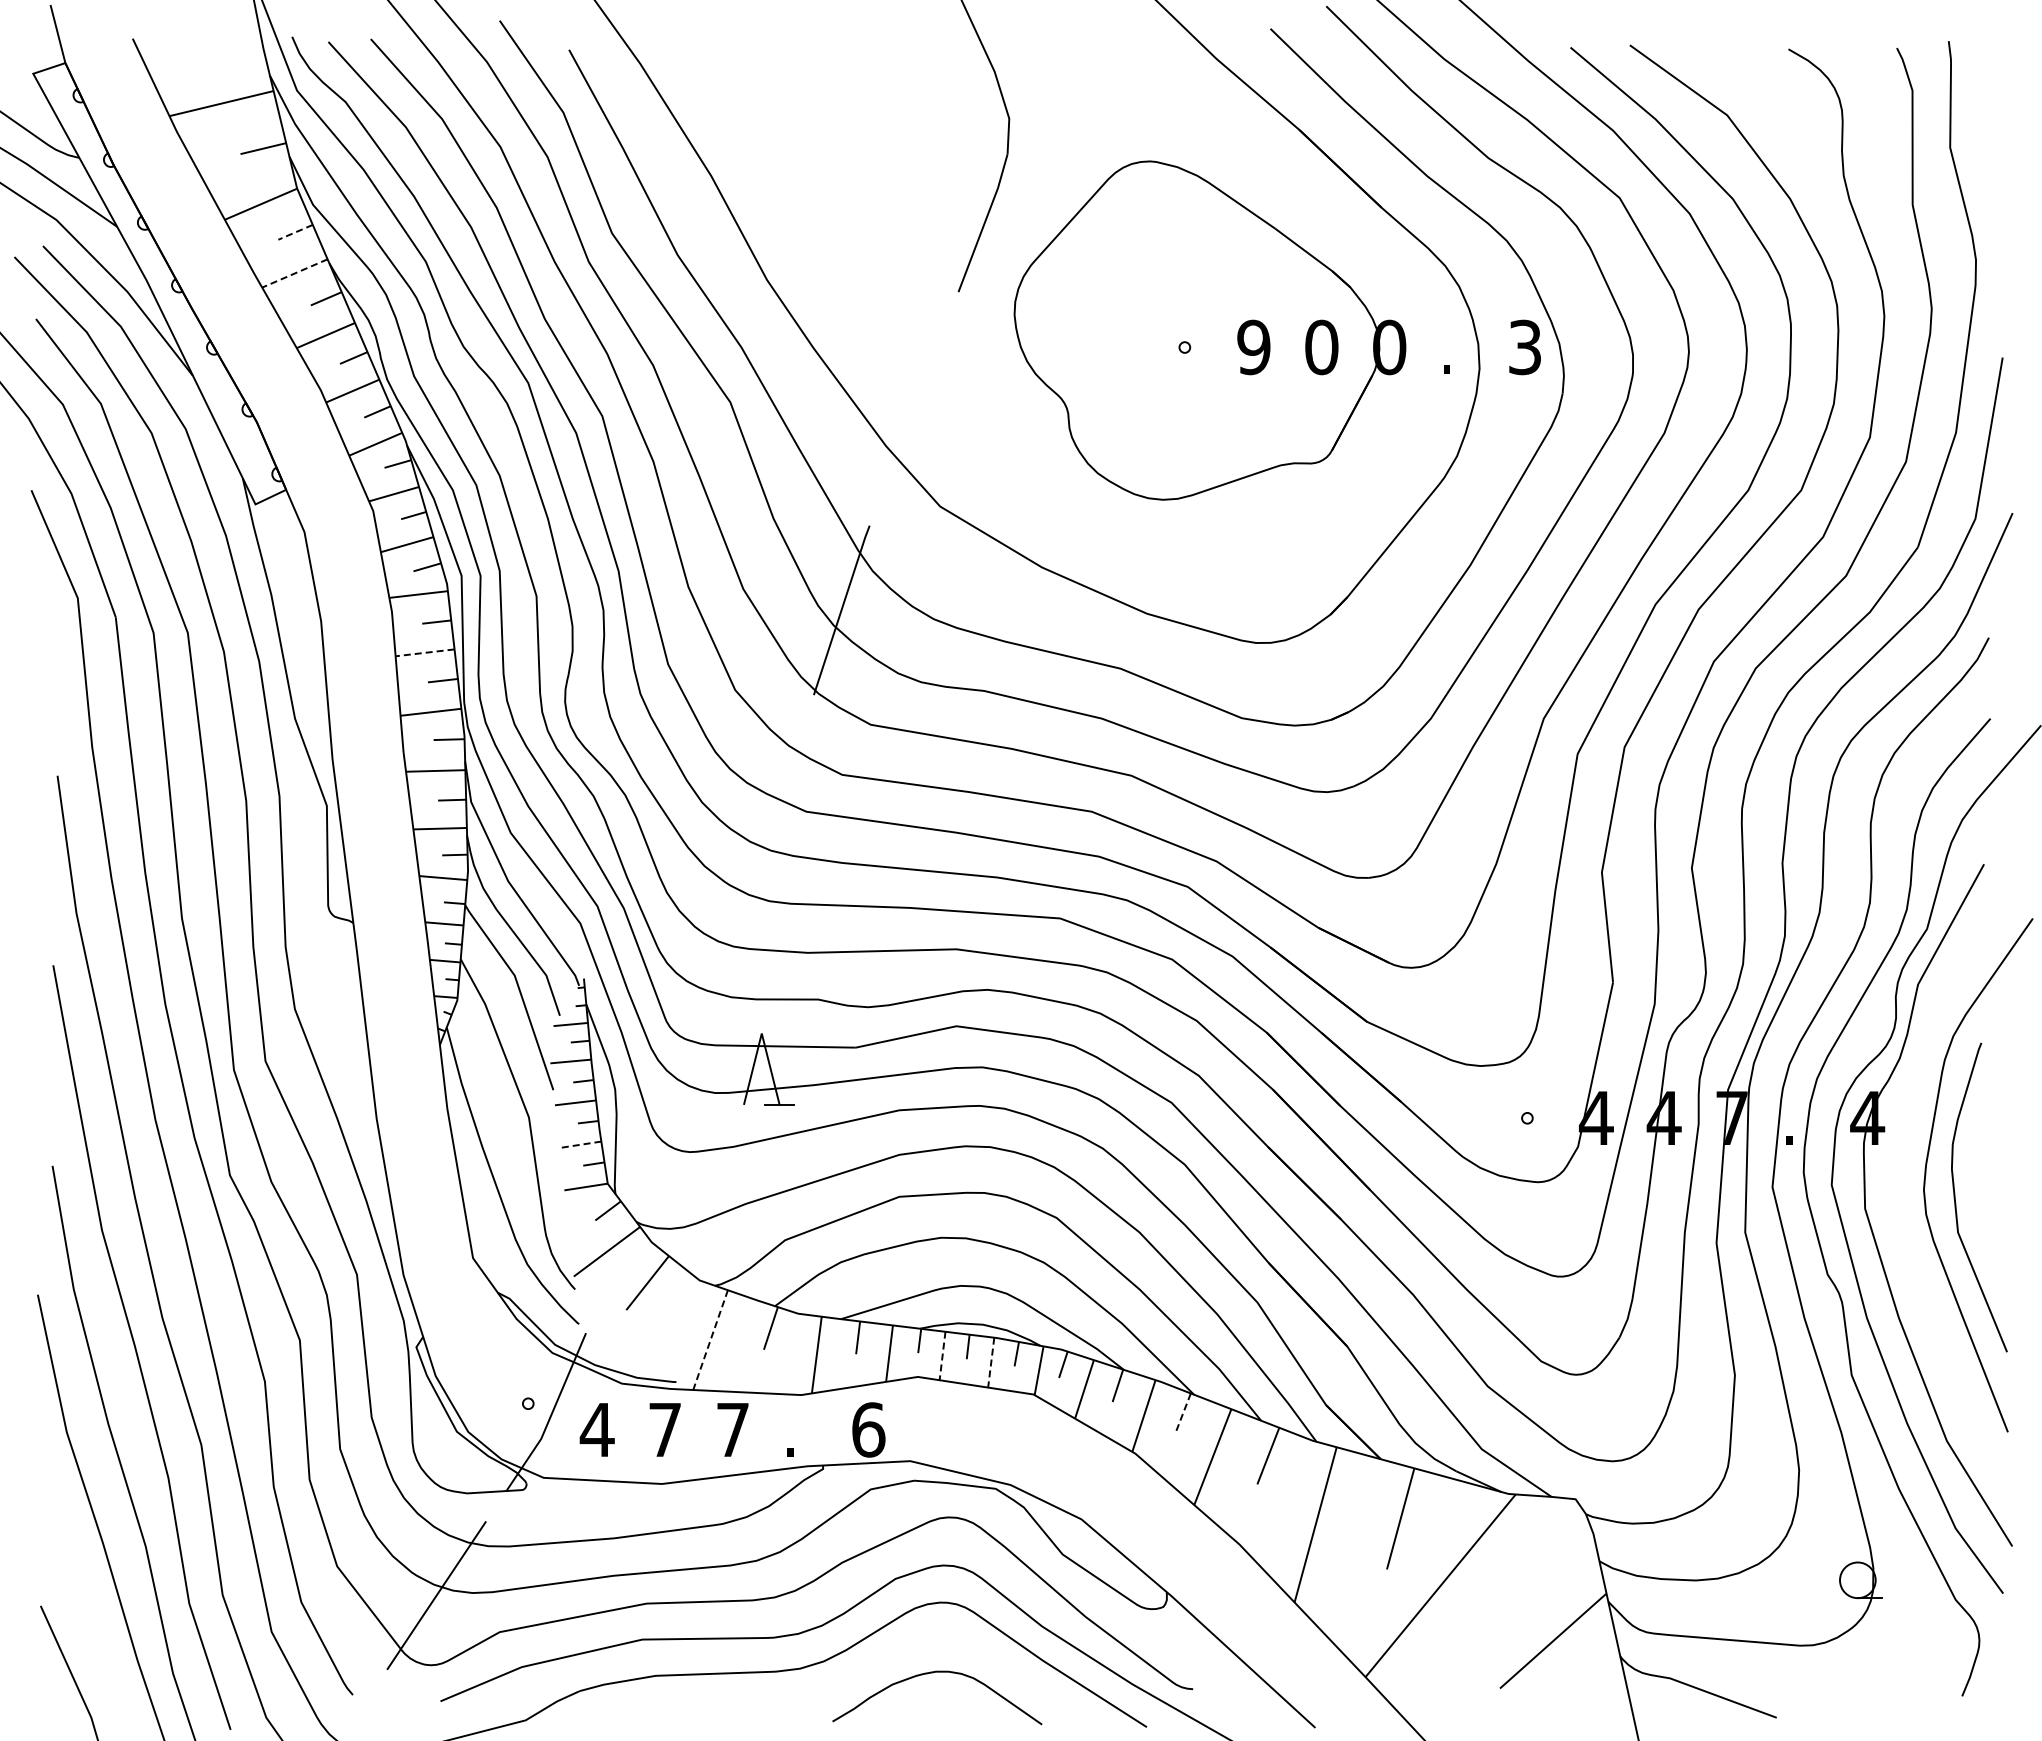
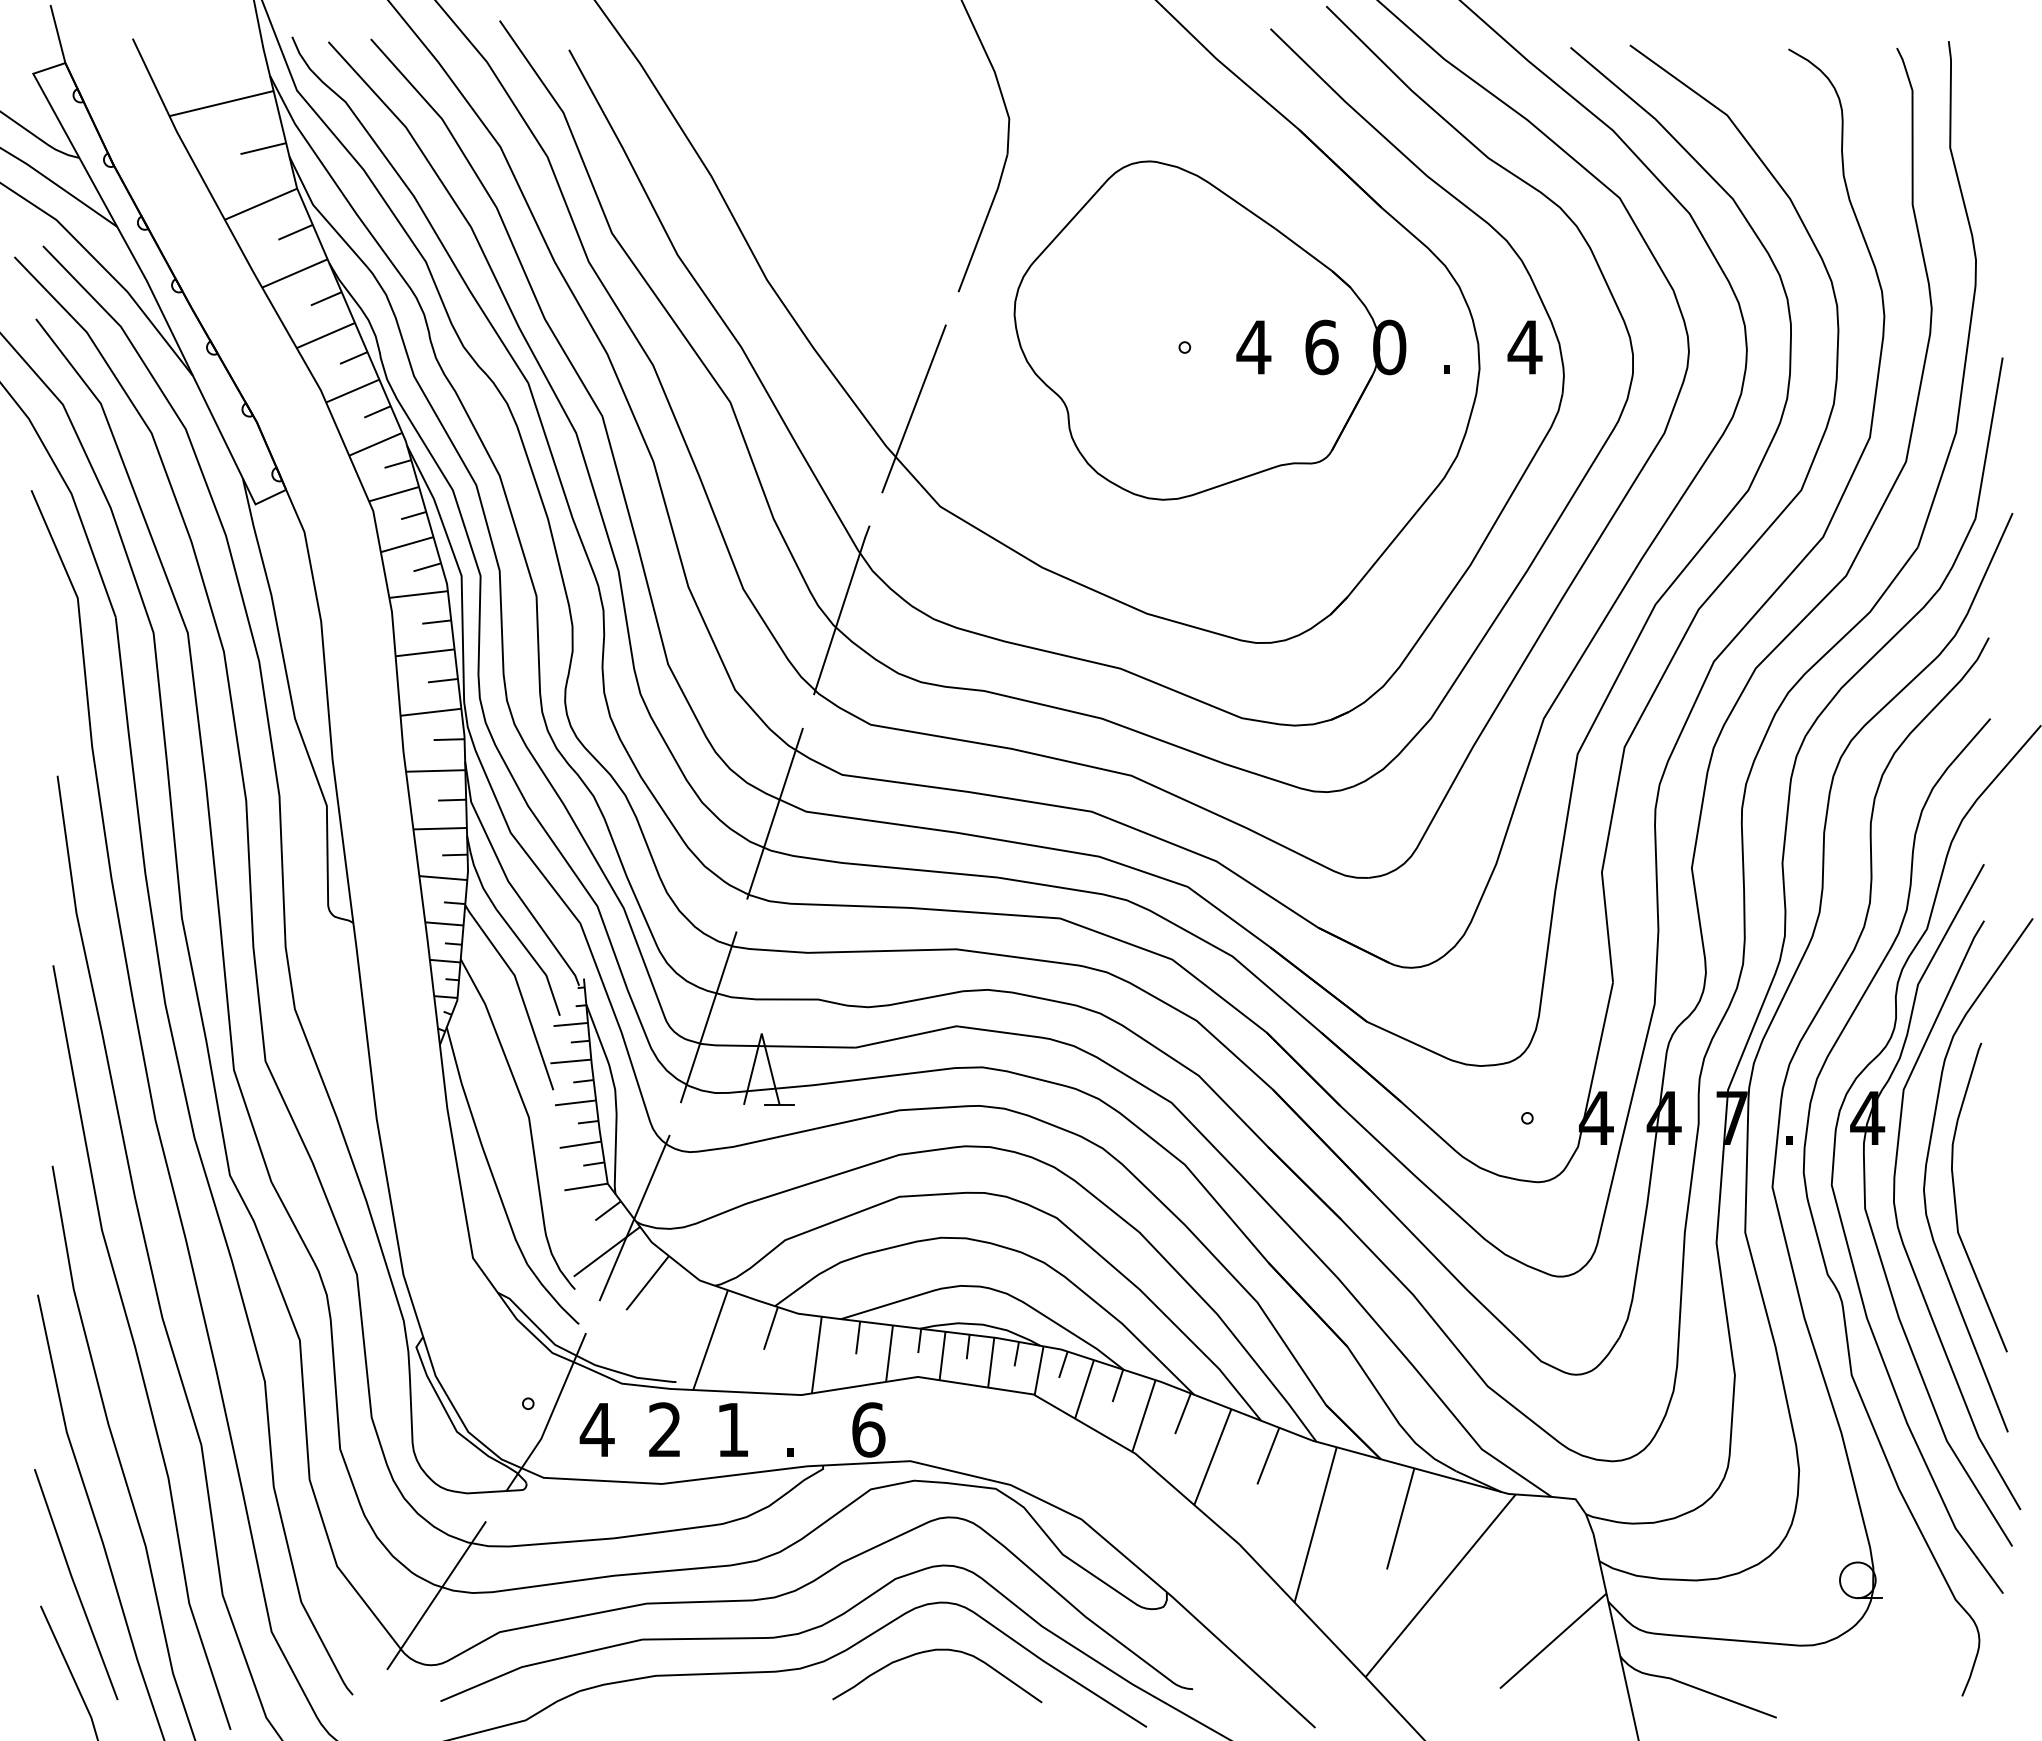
line: dashed -> solid (295, 232)
line: dashed -> solid (294, 273)
text: 9 -> 4 (1253, 347)
text: 0 -> 6 (1321, 347)
text: 3 -> 4 (1524, 347)
line: none -> present (913, 408)
line: dashed -> solid (425, 652)
line: none -> present (774, 813)
line: none -> present (708, 1017)
line: dashed -> solid (580, 1144)
line: none -> present (634, 1217)
curve: none -> present (1901, 1234)
line: dashed -> solid (710, 1340)
line: dashed -> solid (942, 1356)
line: dashed -> solid (991, 1363)
line: dashed -> solid (1183, 1413)
text: 7 -> 2 (664, 1429)
text: 7 -> 1 (732, 1429)
line: none -> present (75, 1584)
curve position: (933, 1673) -> (933, 1651) (933, 1651)
